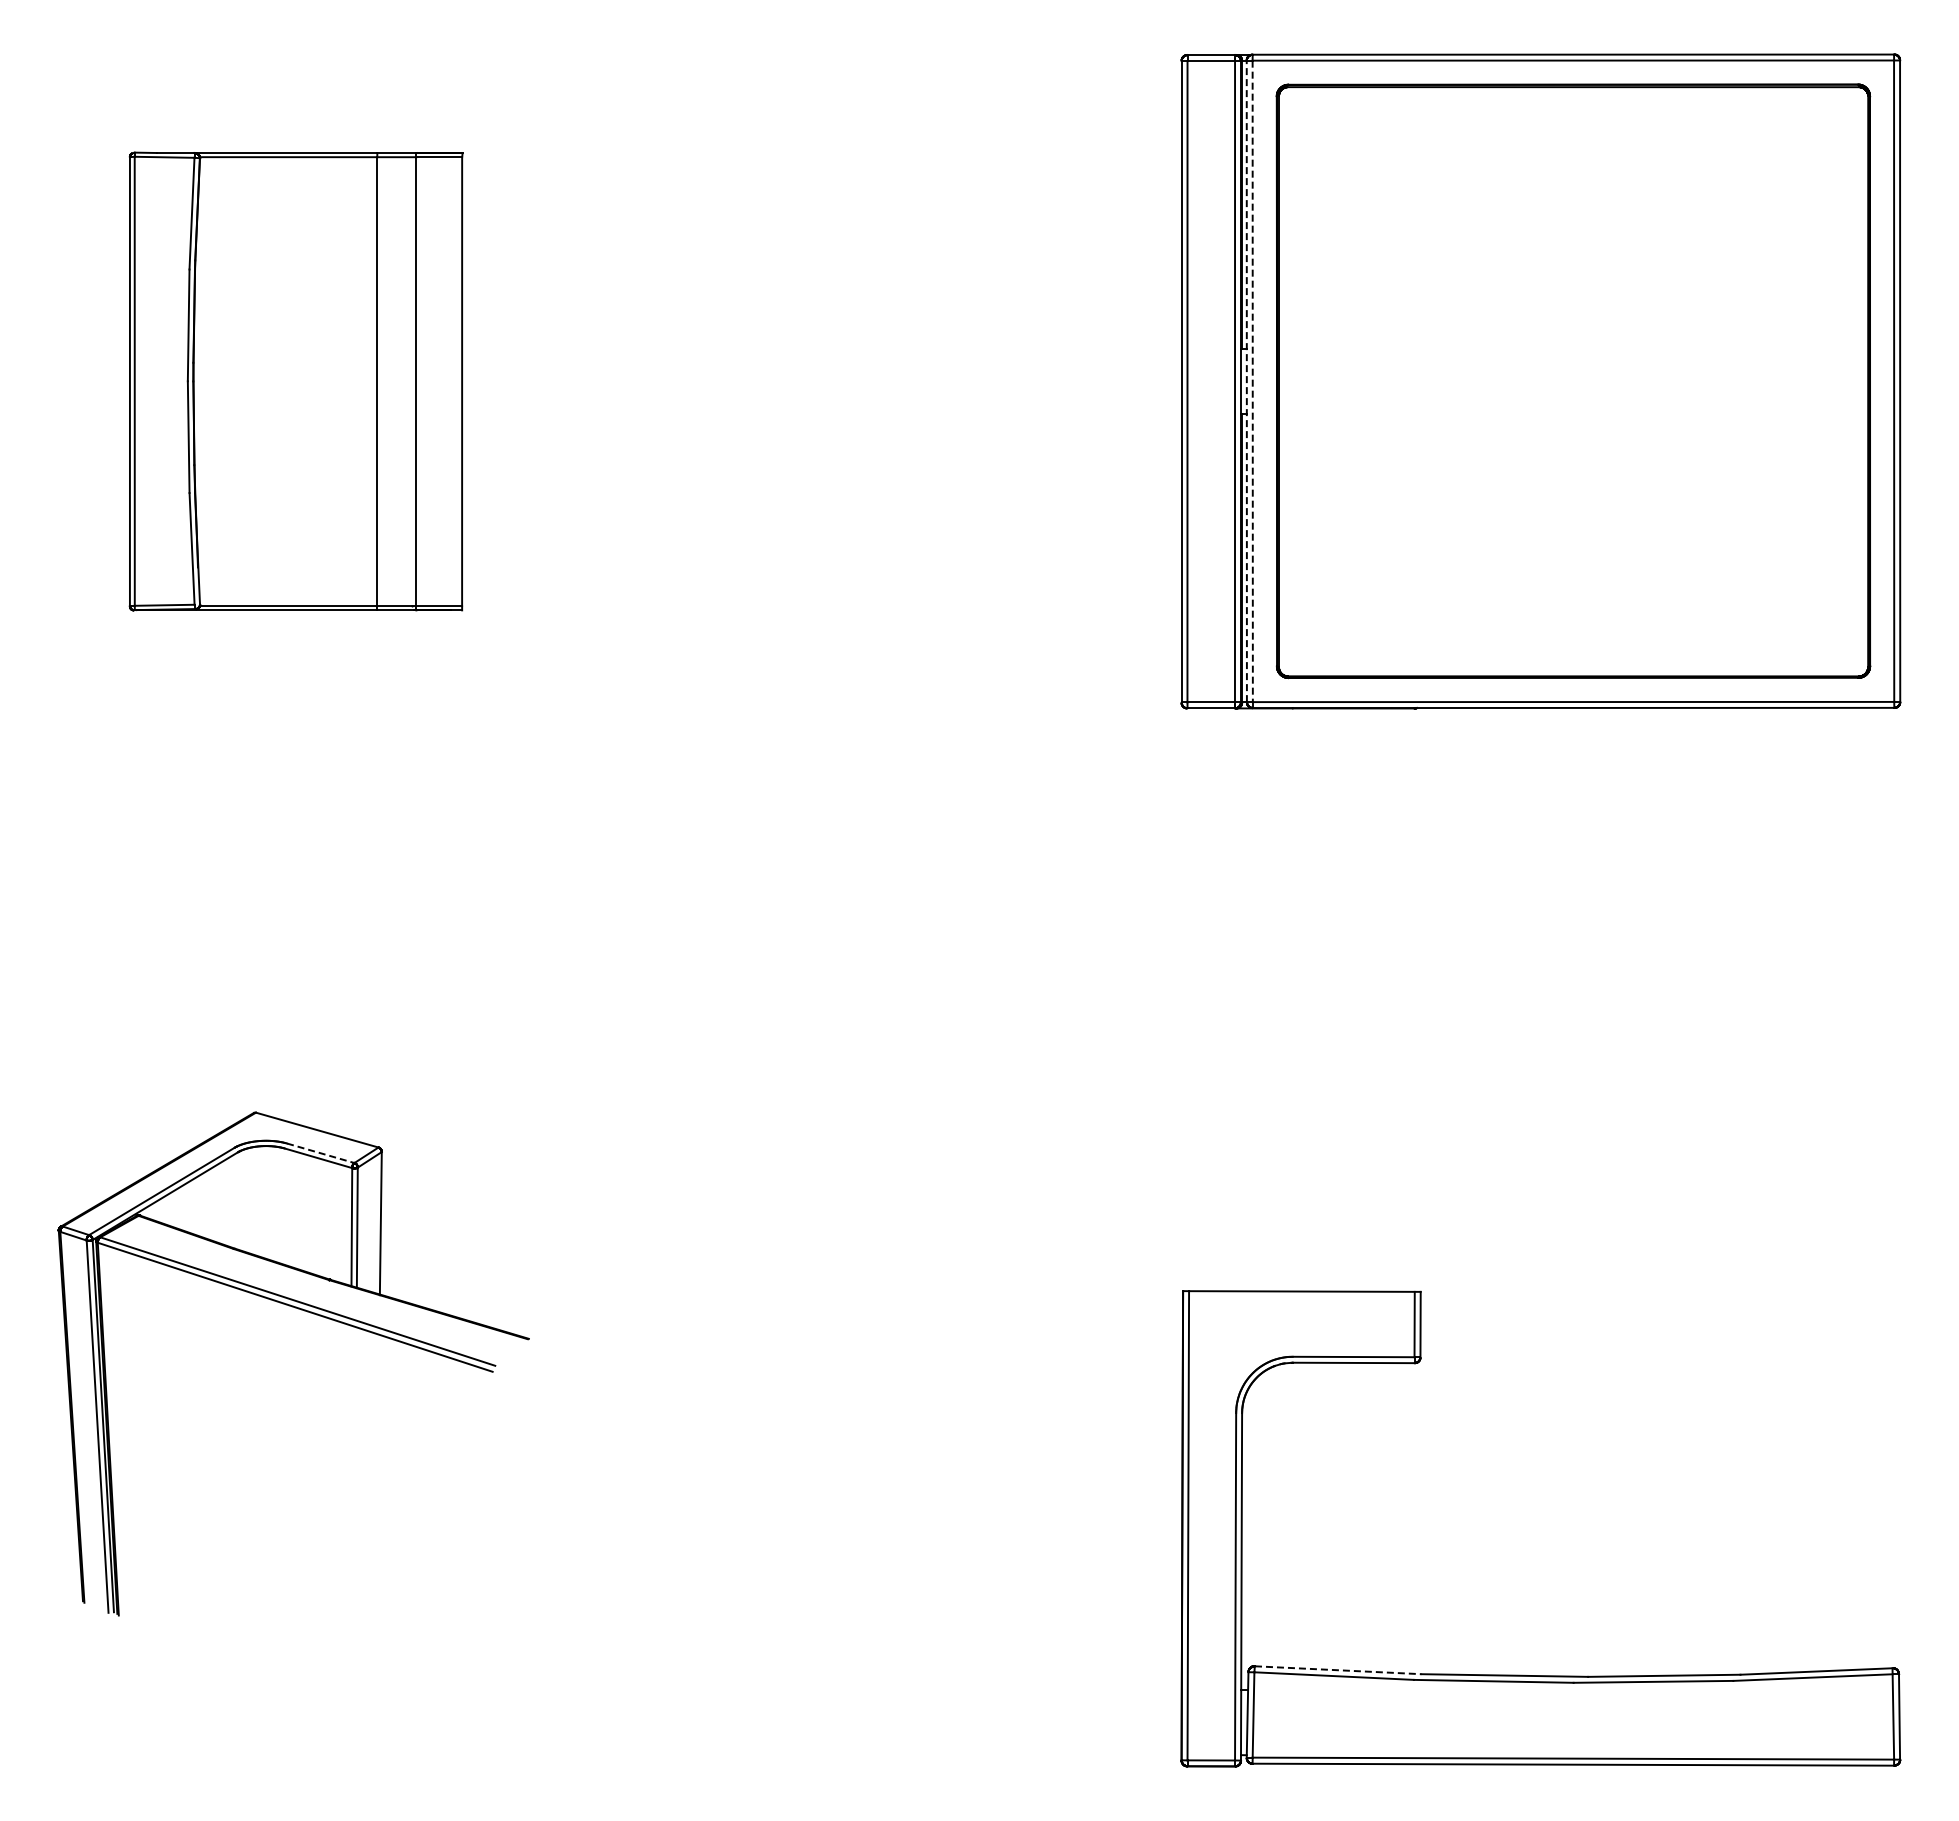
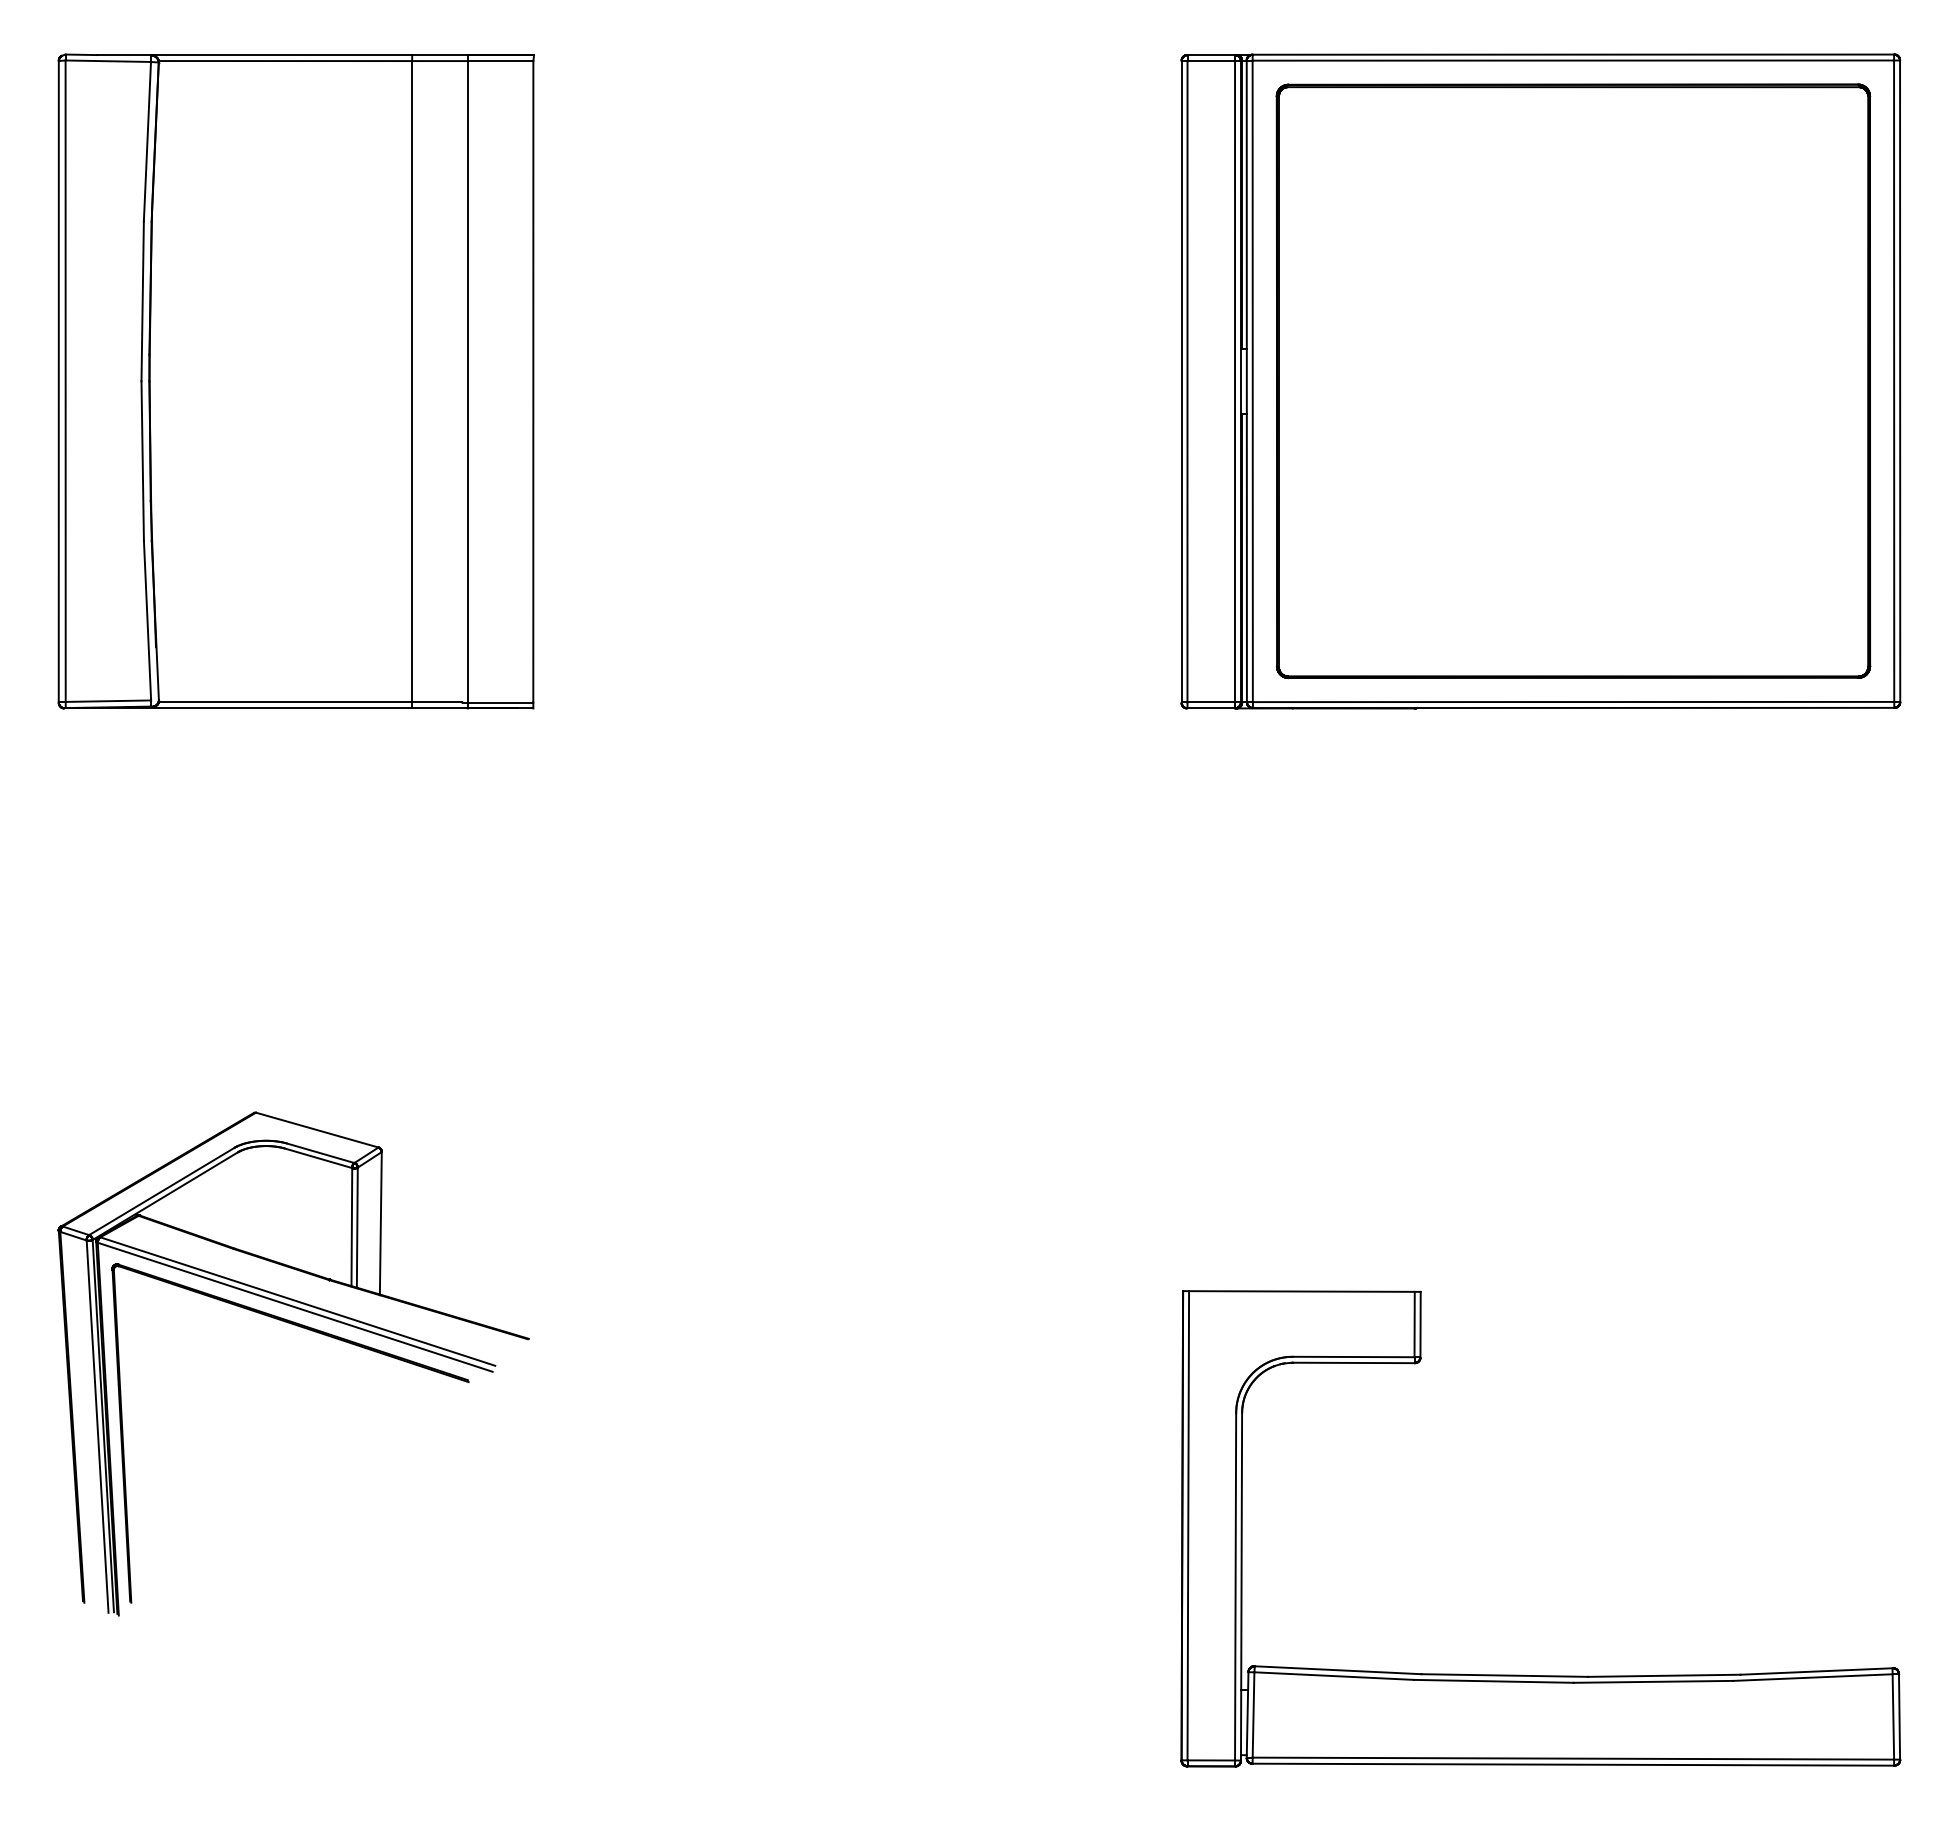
part size: 336x461 px -> 478x657 px (295, 381)
line: dashed -> solid (1246, 381)
line: dashed -> solid (1252, 381)
line: dashed -> solid (321, 1153)
part: none -> present (324, 1335)
line: dashed -> solid (1338, 1670)
